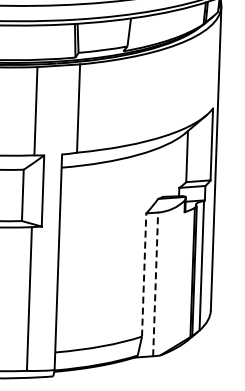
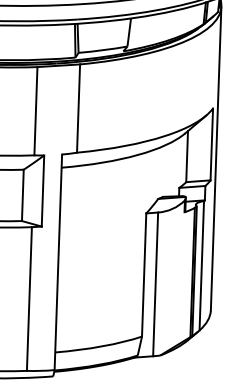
line: dashed -> solid (144, 275)
line: dashed -> solid (155, 284)
